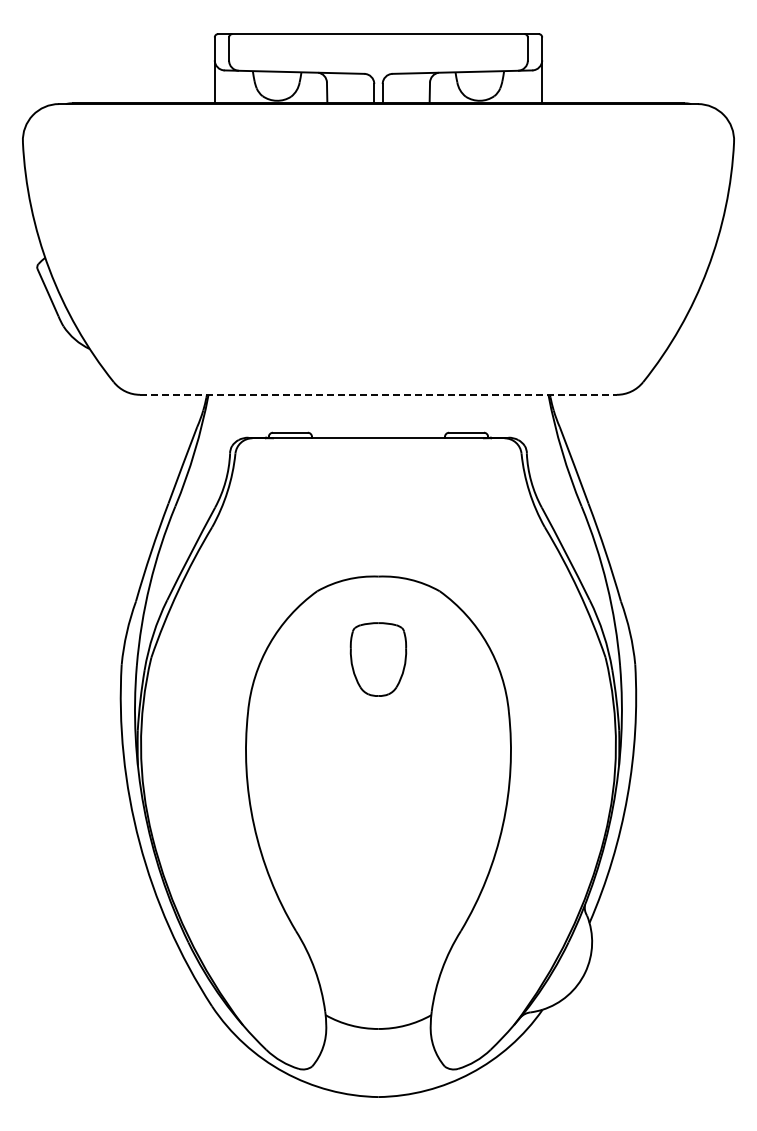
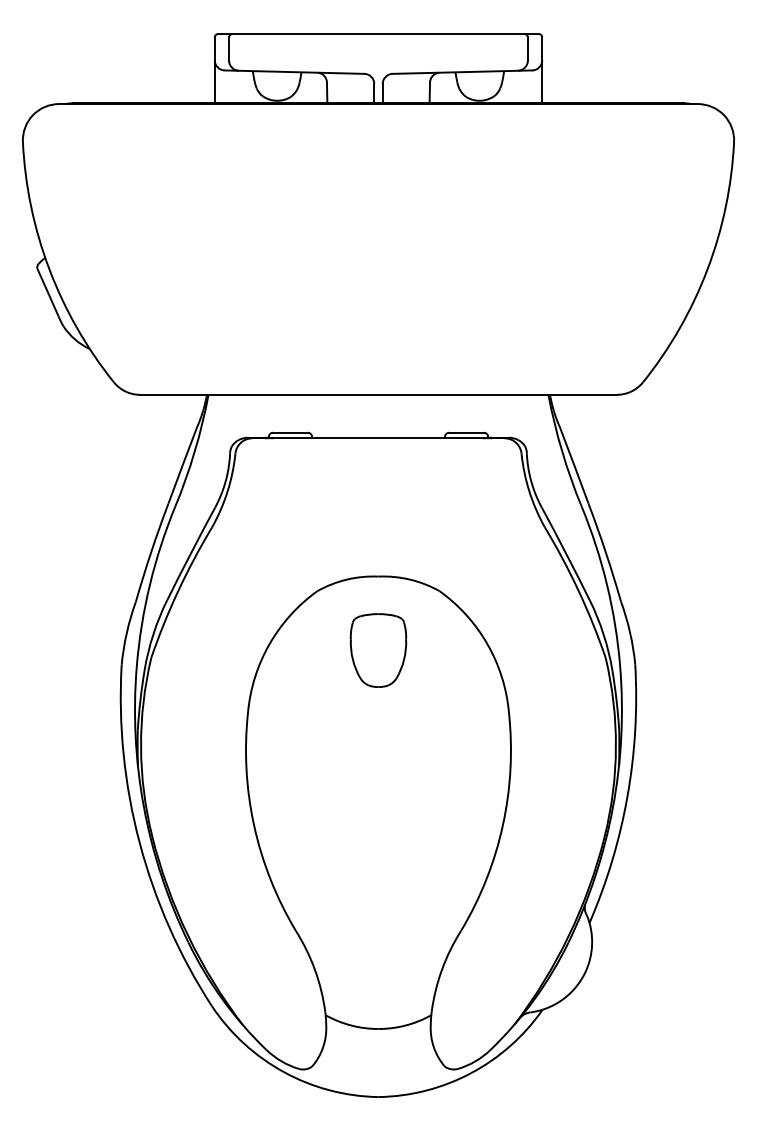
line: dashed -> solid (379, 394)
part position: (378, 659) -> (378, 650) (378, 650)
